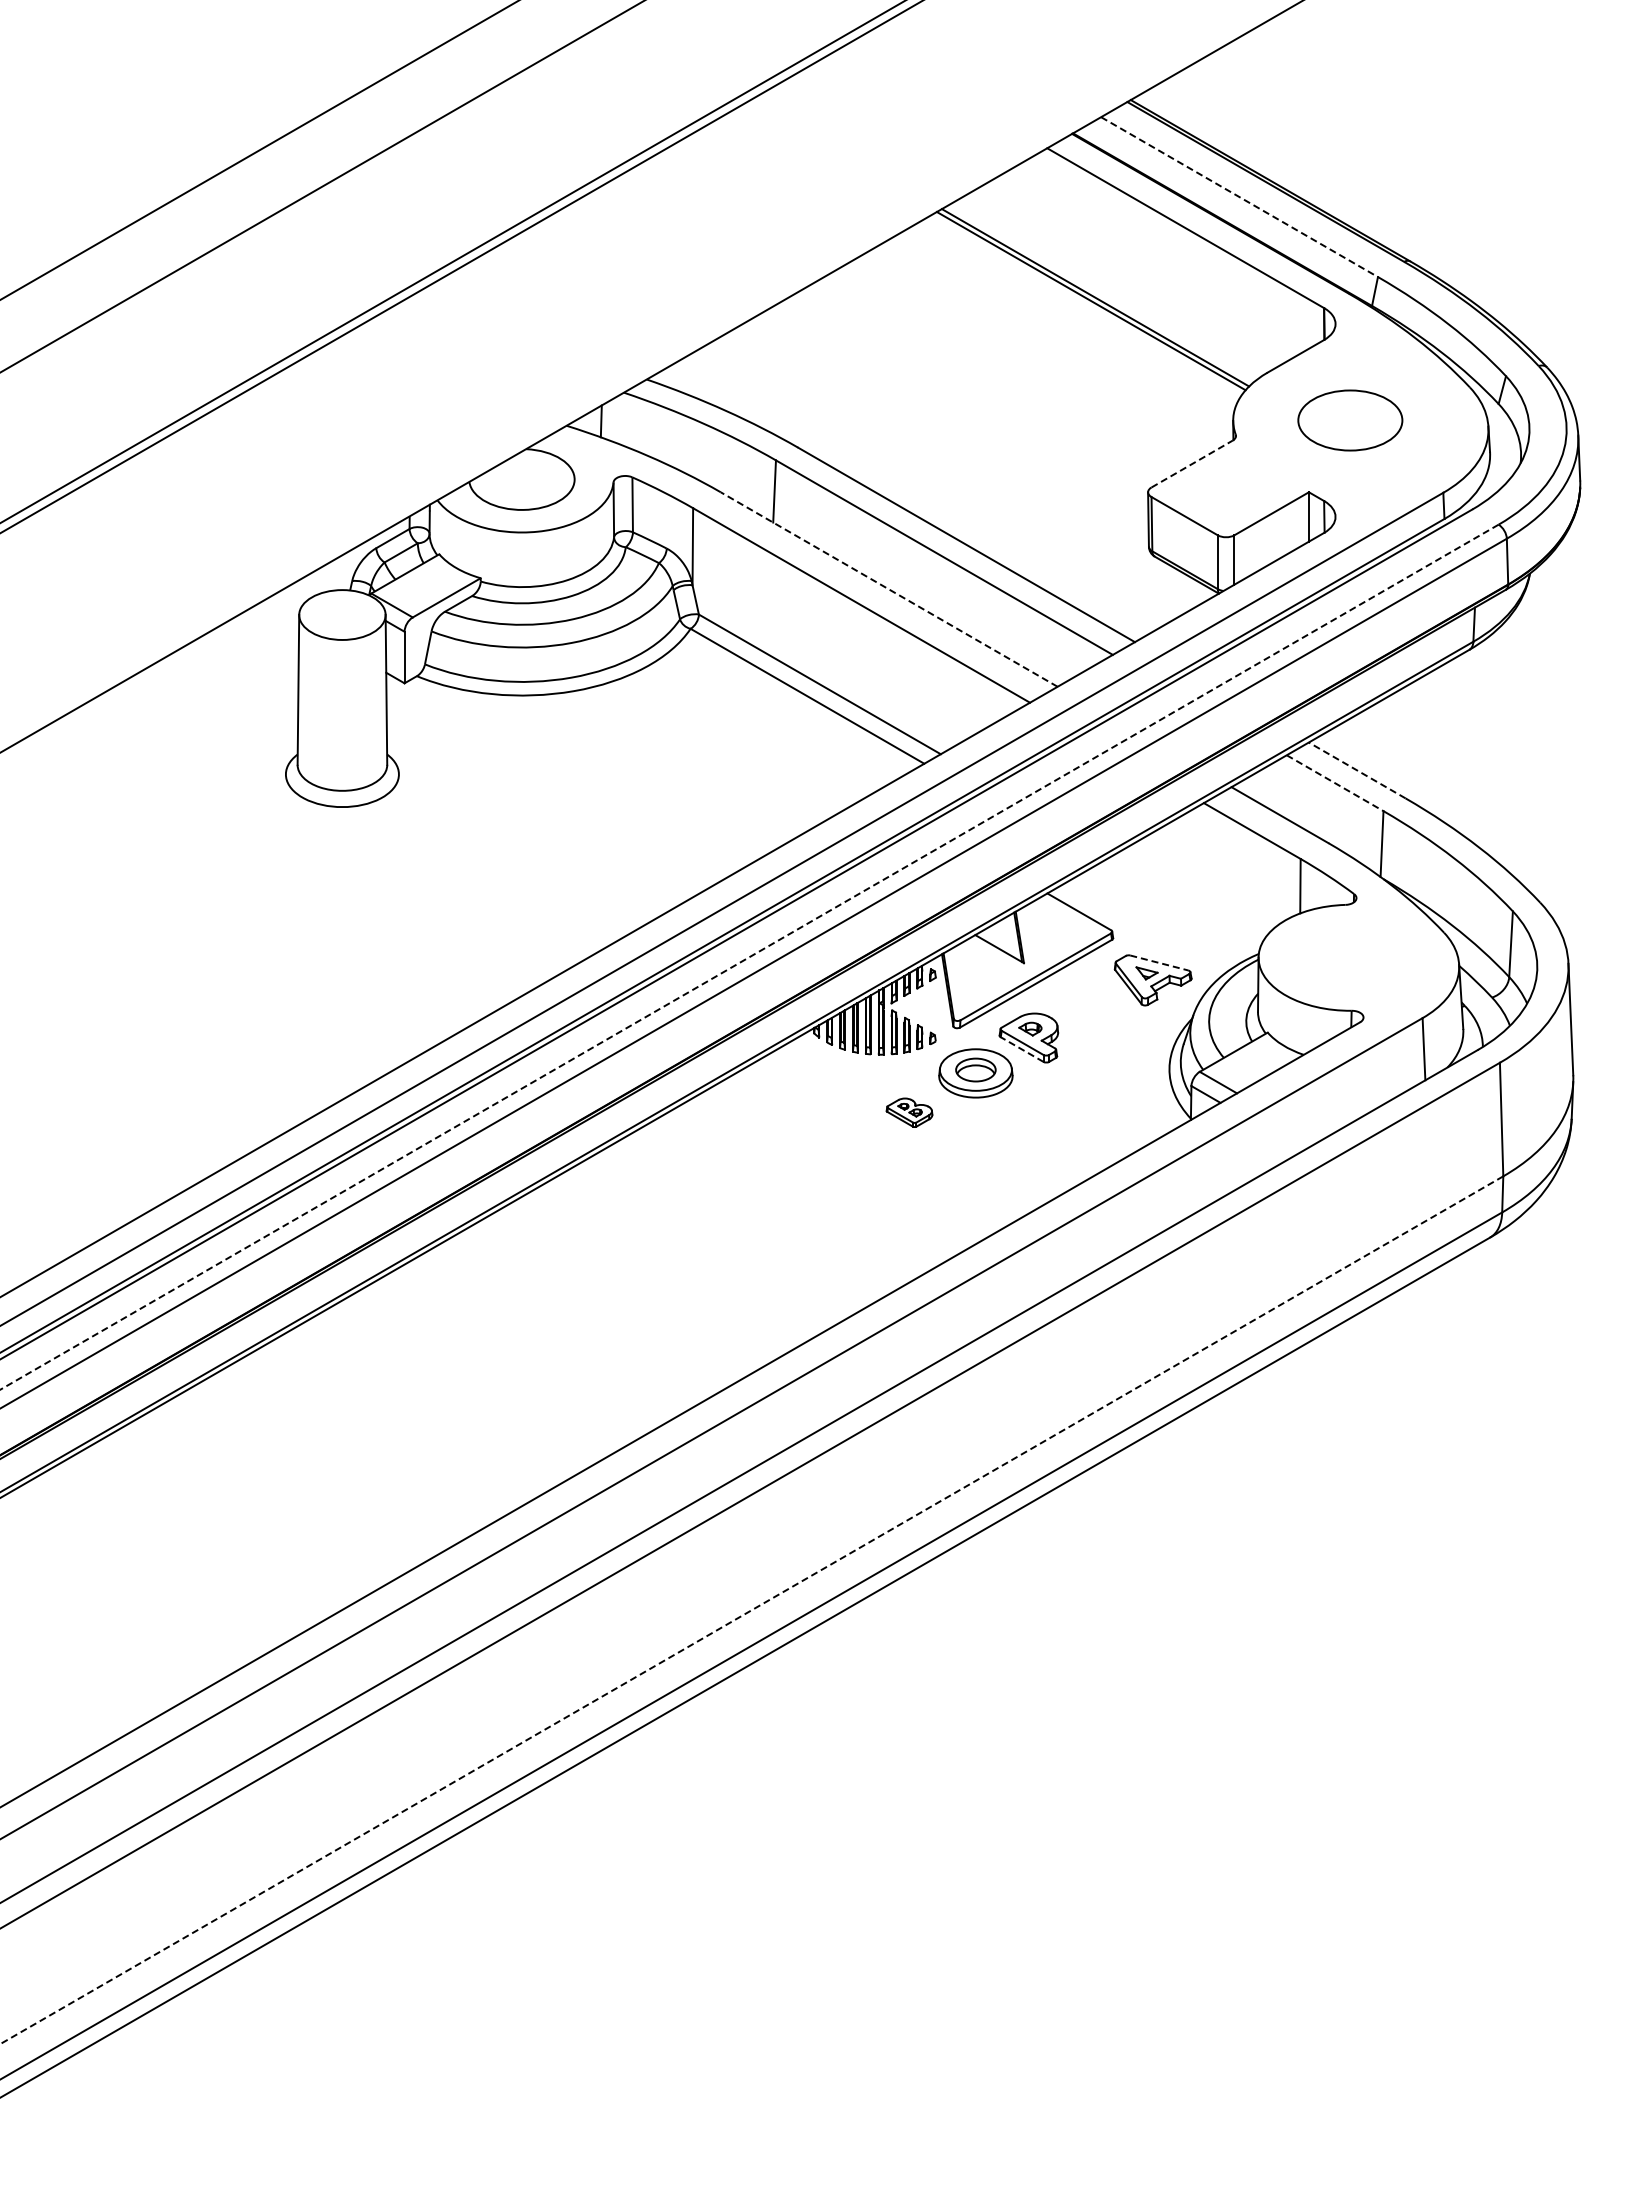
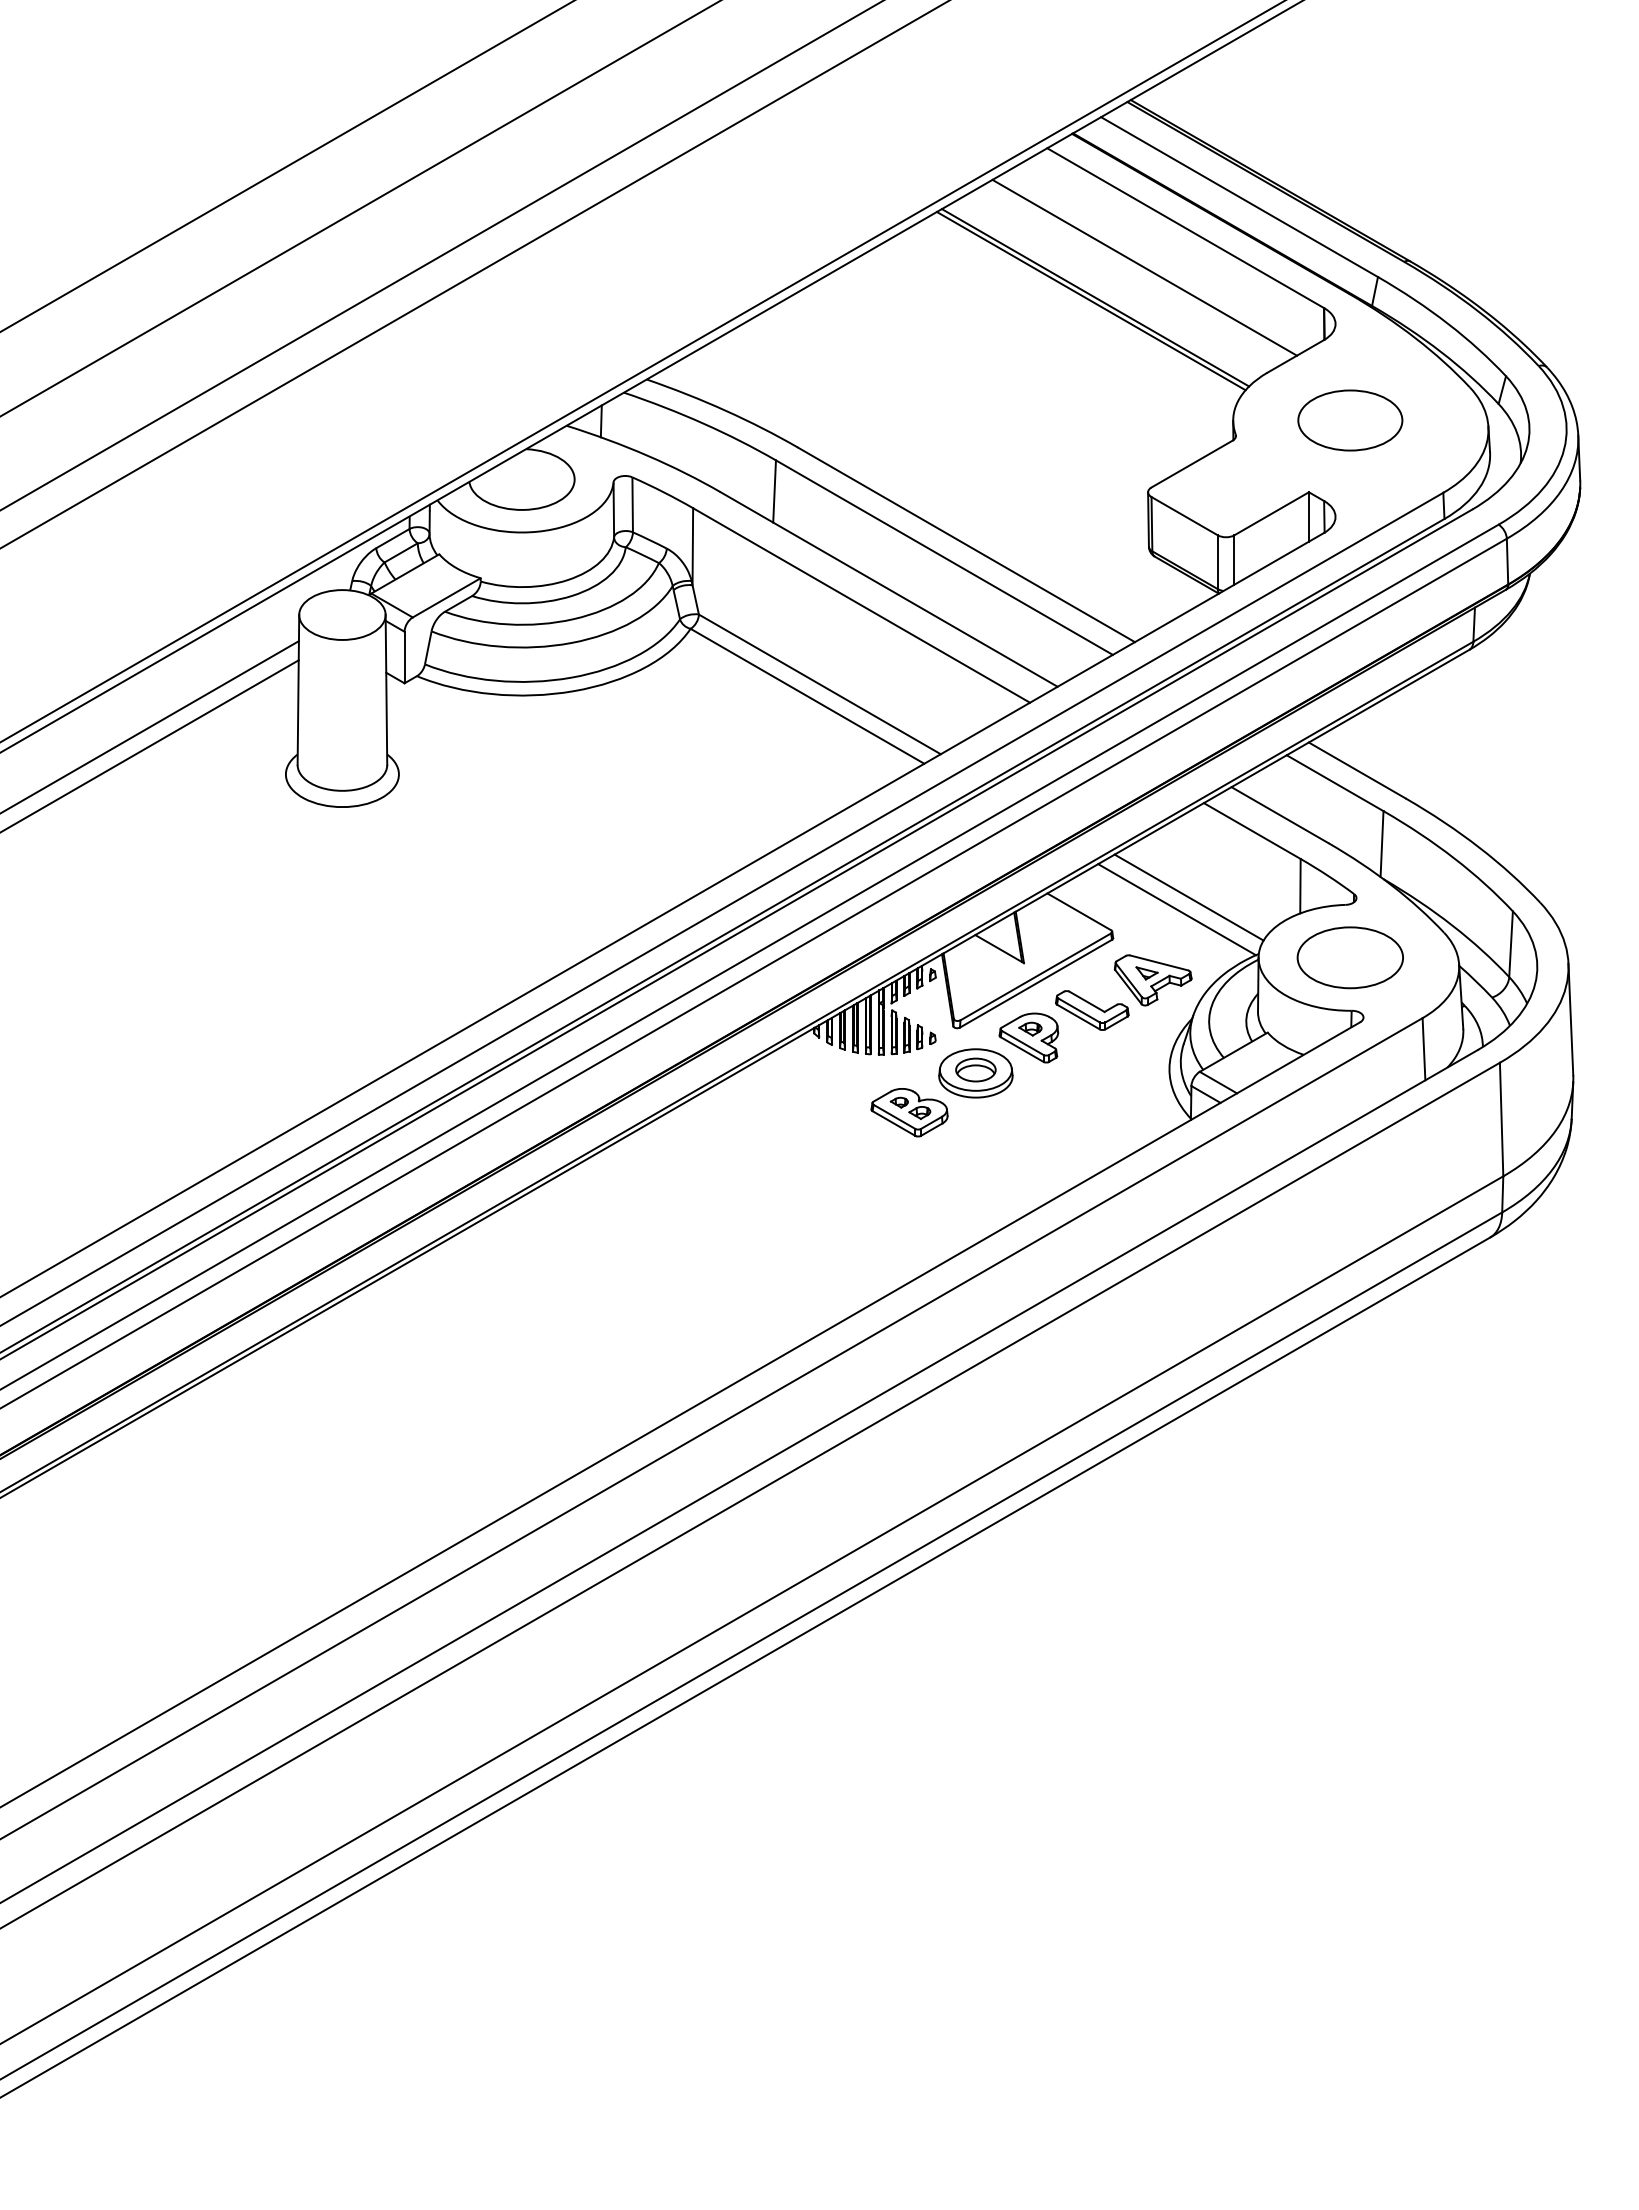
line position: (259, 150) -> (286, 166) (286, 166)
line position: (321, 186) -> (359, 208) (359, 208)
line: dashed -> solid (1239, 197)
line position: (452, 261) -> (474, 274) (474, 274)
line position: (460, 266) -> (441, 255) (441, 255)
line: none -> present (1144, 267)
line: none -> present (642, 371)
line: dashed -> solid (1192, 464)
line: dashed -> solid (889, 589)
line: none -> present (150, 726)
line: none -> present (150, 745)
line: dashed -> solid (1357, 770)
line: dashed -> solid (1335, 783)
line: none -> present (1188, 897)
line: none -> present (1176, 909)
line: dashed -> solid (748, 957)
part: none -> present (1349, 957)
line: dashed -> solid (1159, 962)
part: none -> present (1092, 1010)
line: dashed -> solid (1022, 1049)
part size: 49x31 px -> 79x50 px (909, 1112)
line: dashed -> solid (751, 1610)
